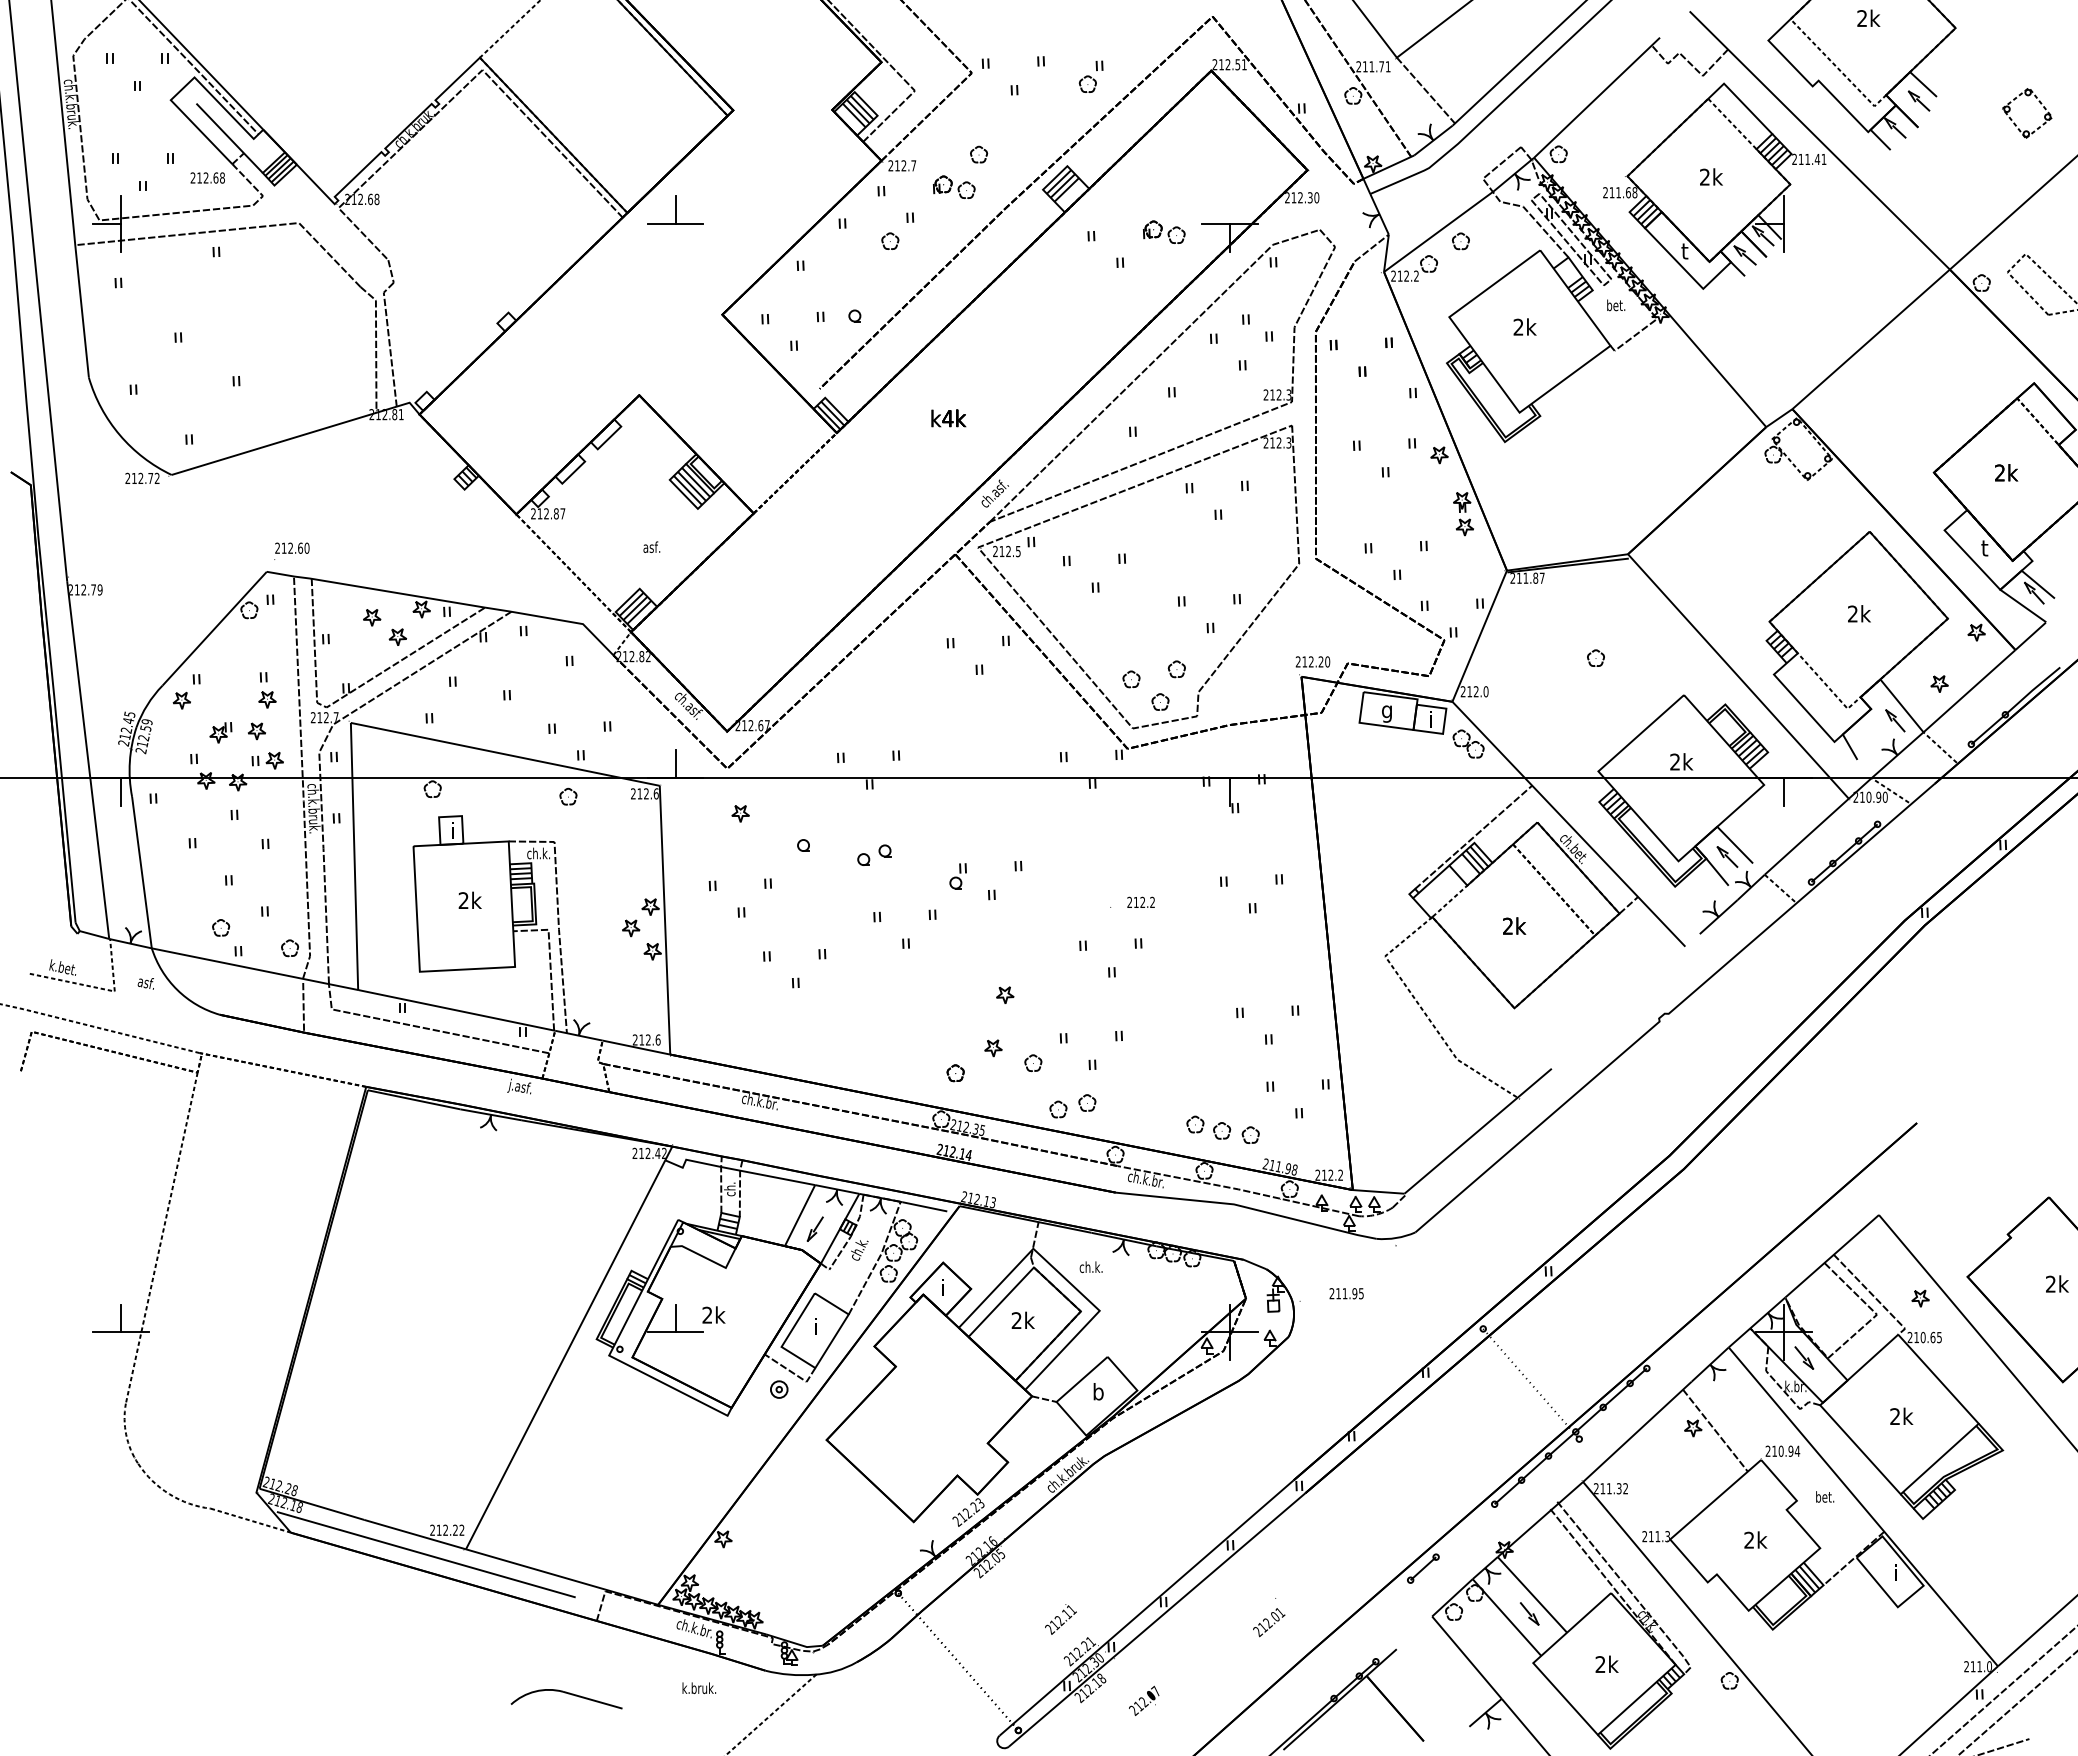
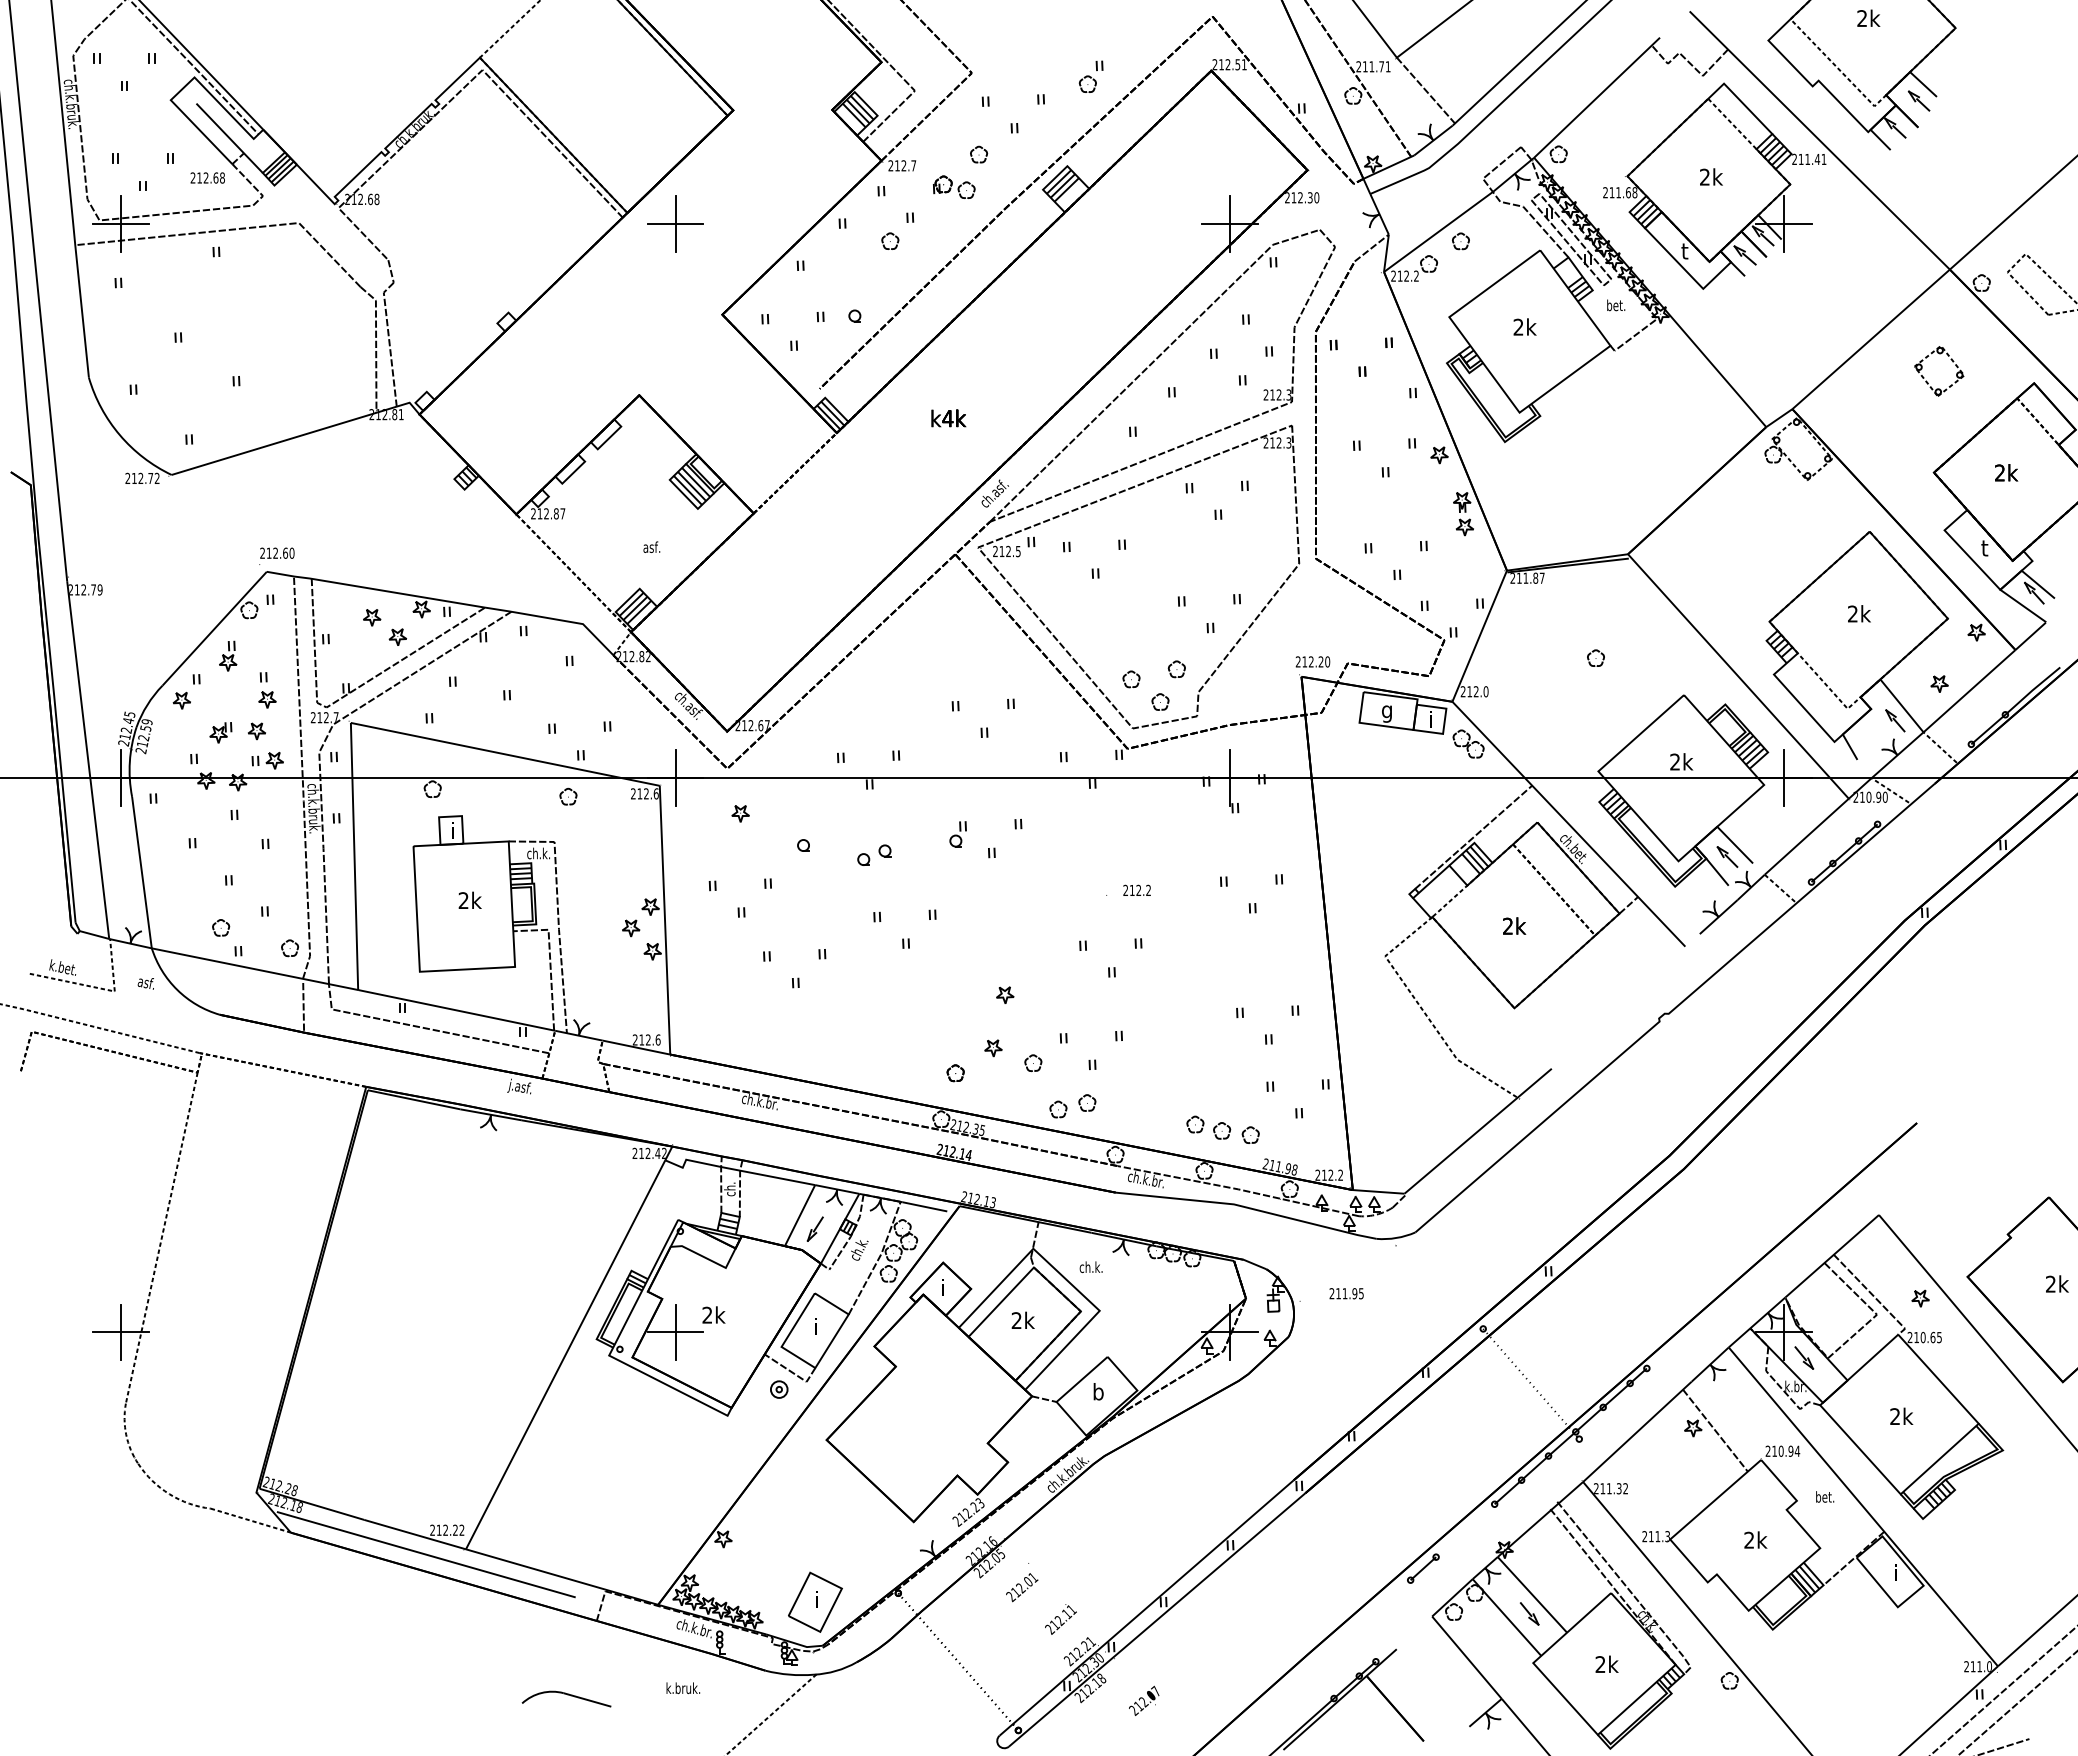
part position: (135, 81) -> (122, 81) (122, 81)
part position: (1012, 85) -> (1012, 123) (1012, 123)
part position: (2016, 124) -> (1928, 382) (1928, 382)
line: none -> present (1229, 209)
line: none -> present (134, 223)
line: none -> present (1797, 223)
line: none -> present (675, 237)
part: present -> none (1143, 238)
part position: (1240, 360) -> (1240, 375) (1240, 375)
text position: (291, 550) -> (276, 555) (276, 555)
part position: (1093, 582) -> (1093, 568) (1093, 568)
part: none -> present (228, 655)
part position: (977, 664) -> (982, 727) (982, 727)
line: none -> present (121, 764)
line: none -> present (1229, 764)
line: none -> present (1784, 764)
line: none -> present (675, 791)
part position: (988, 890) -> (988, 848) (988, 848)
text position: (1132, 901) -> (1128, 889) (1128, 889)
line: none -> present (121, 1346)
line: none -> present (675, 1346)
part: none -> present (815, 1601)
text position: (1269, 1617) -> (1022, 1582) (1022, 1582)
text position: (699, 1687) -> (683, 1687) (683, 1687)
part size: 113x21 px -> 91x18 px (566, 1698)
